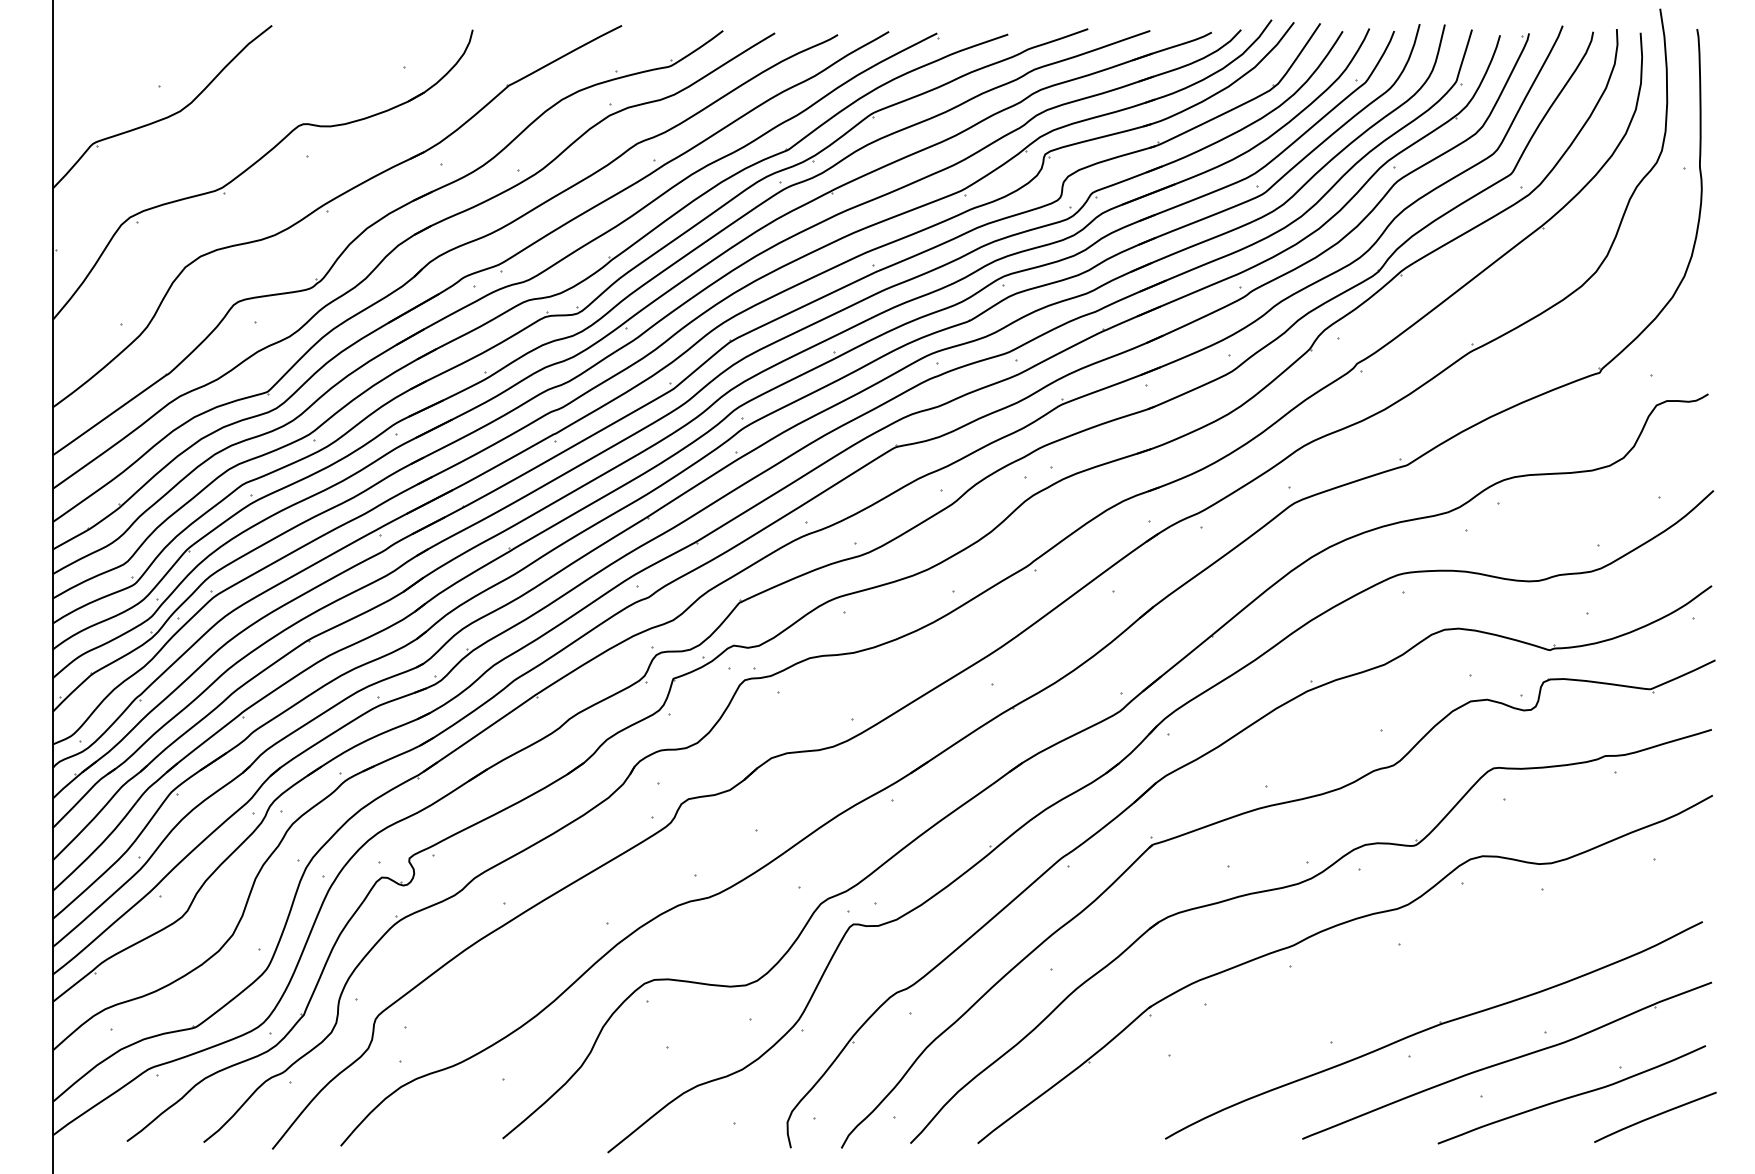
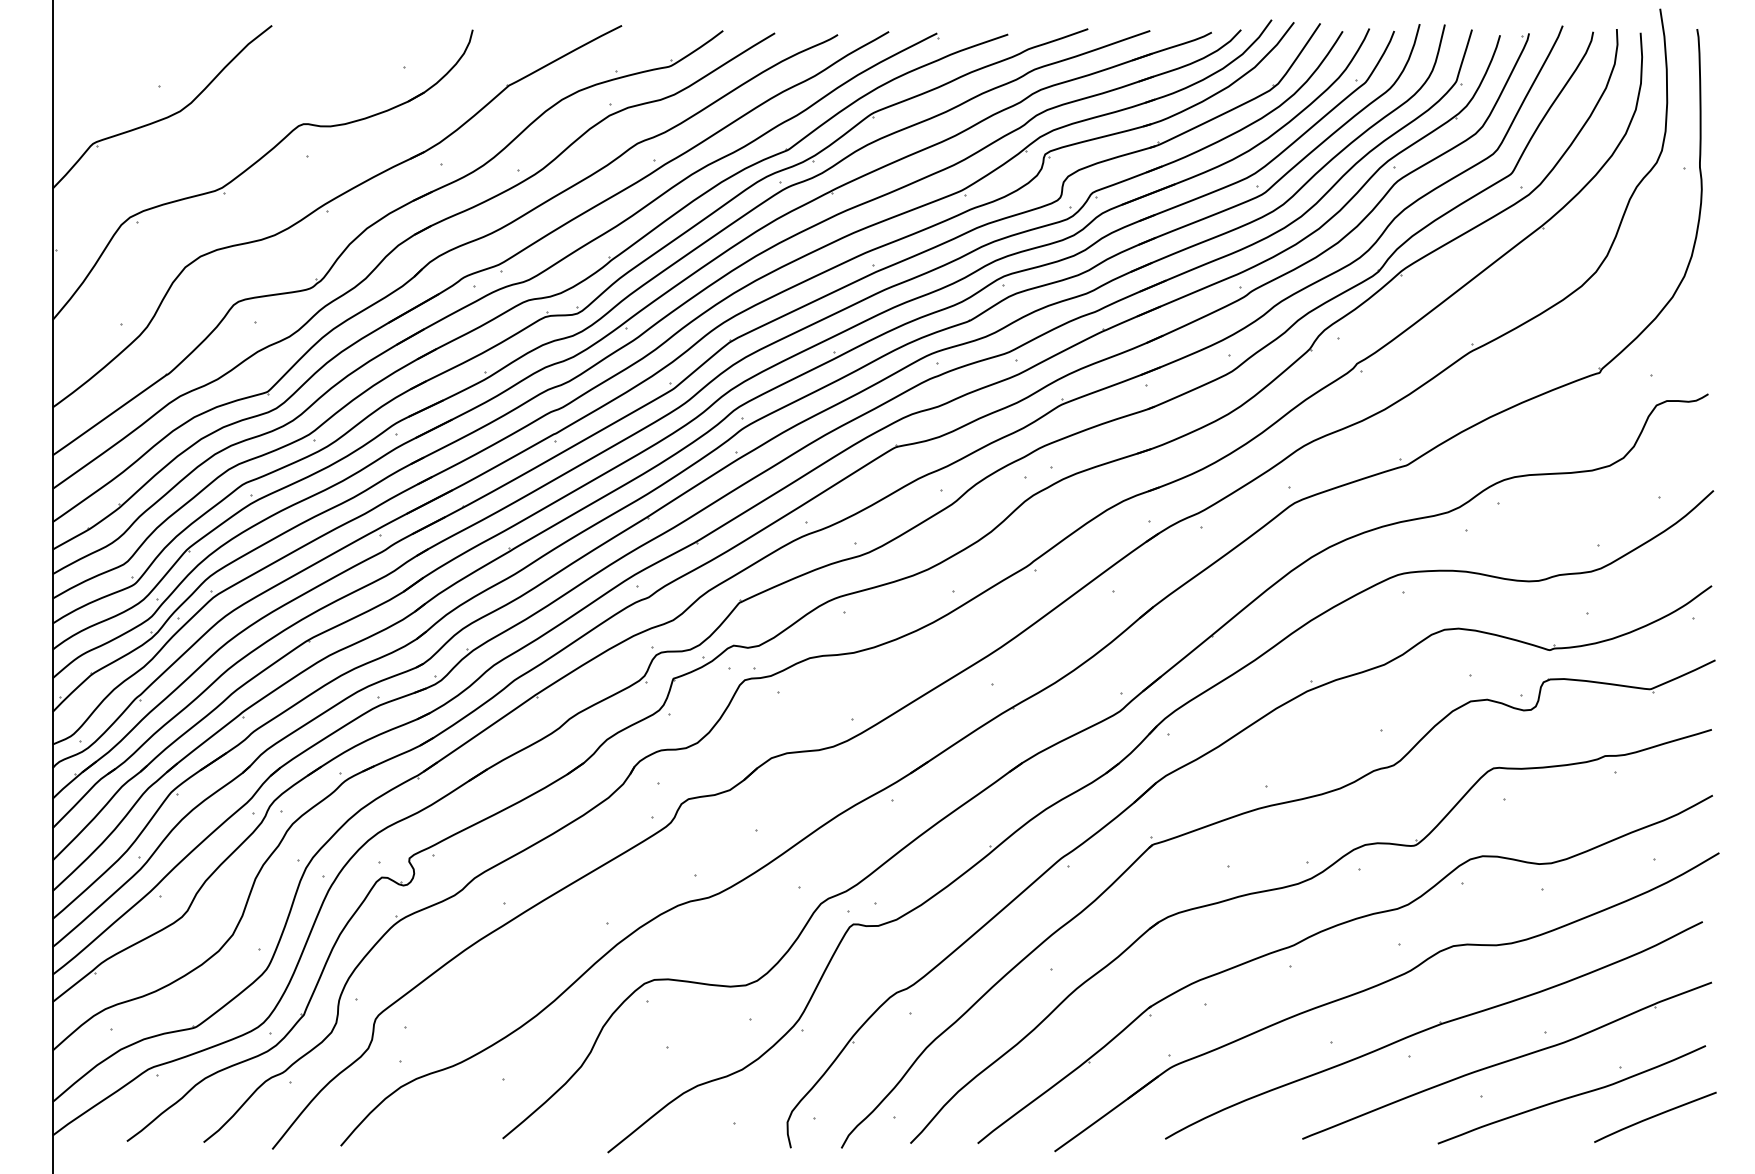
part: none -> present (1380, 985)
